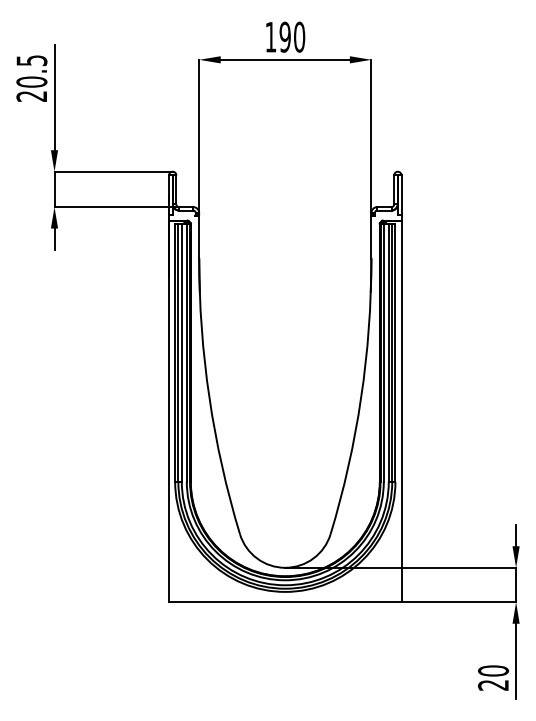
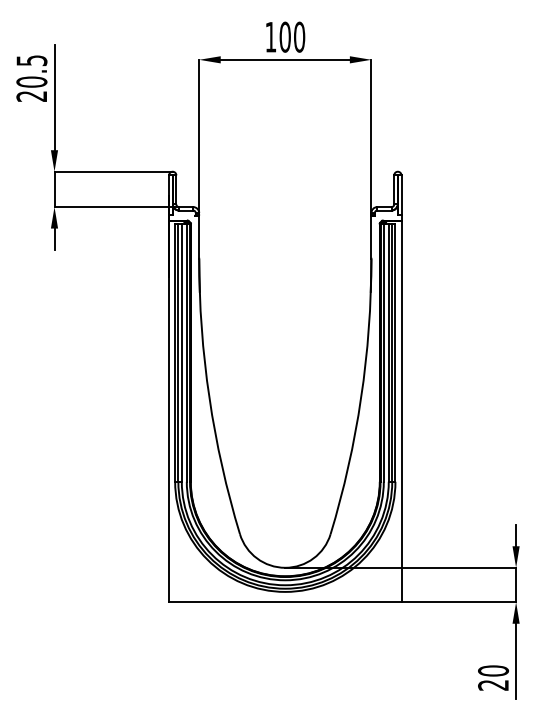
text: 190 -> 100 (284, 37)
